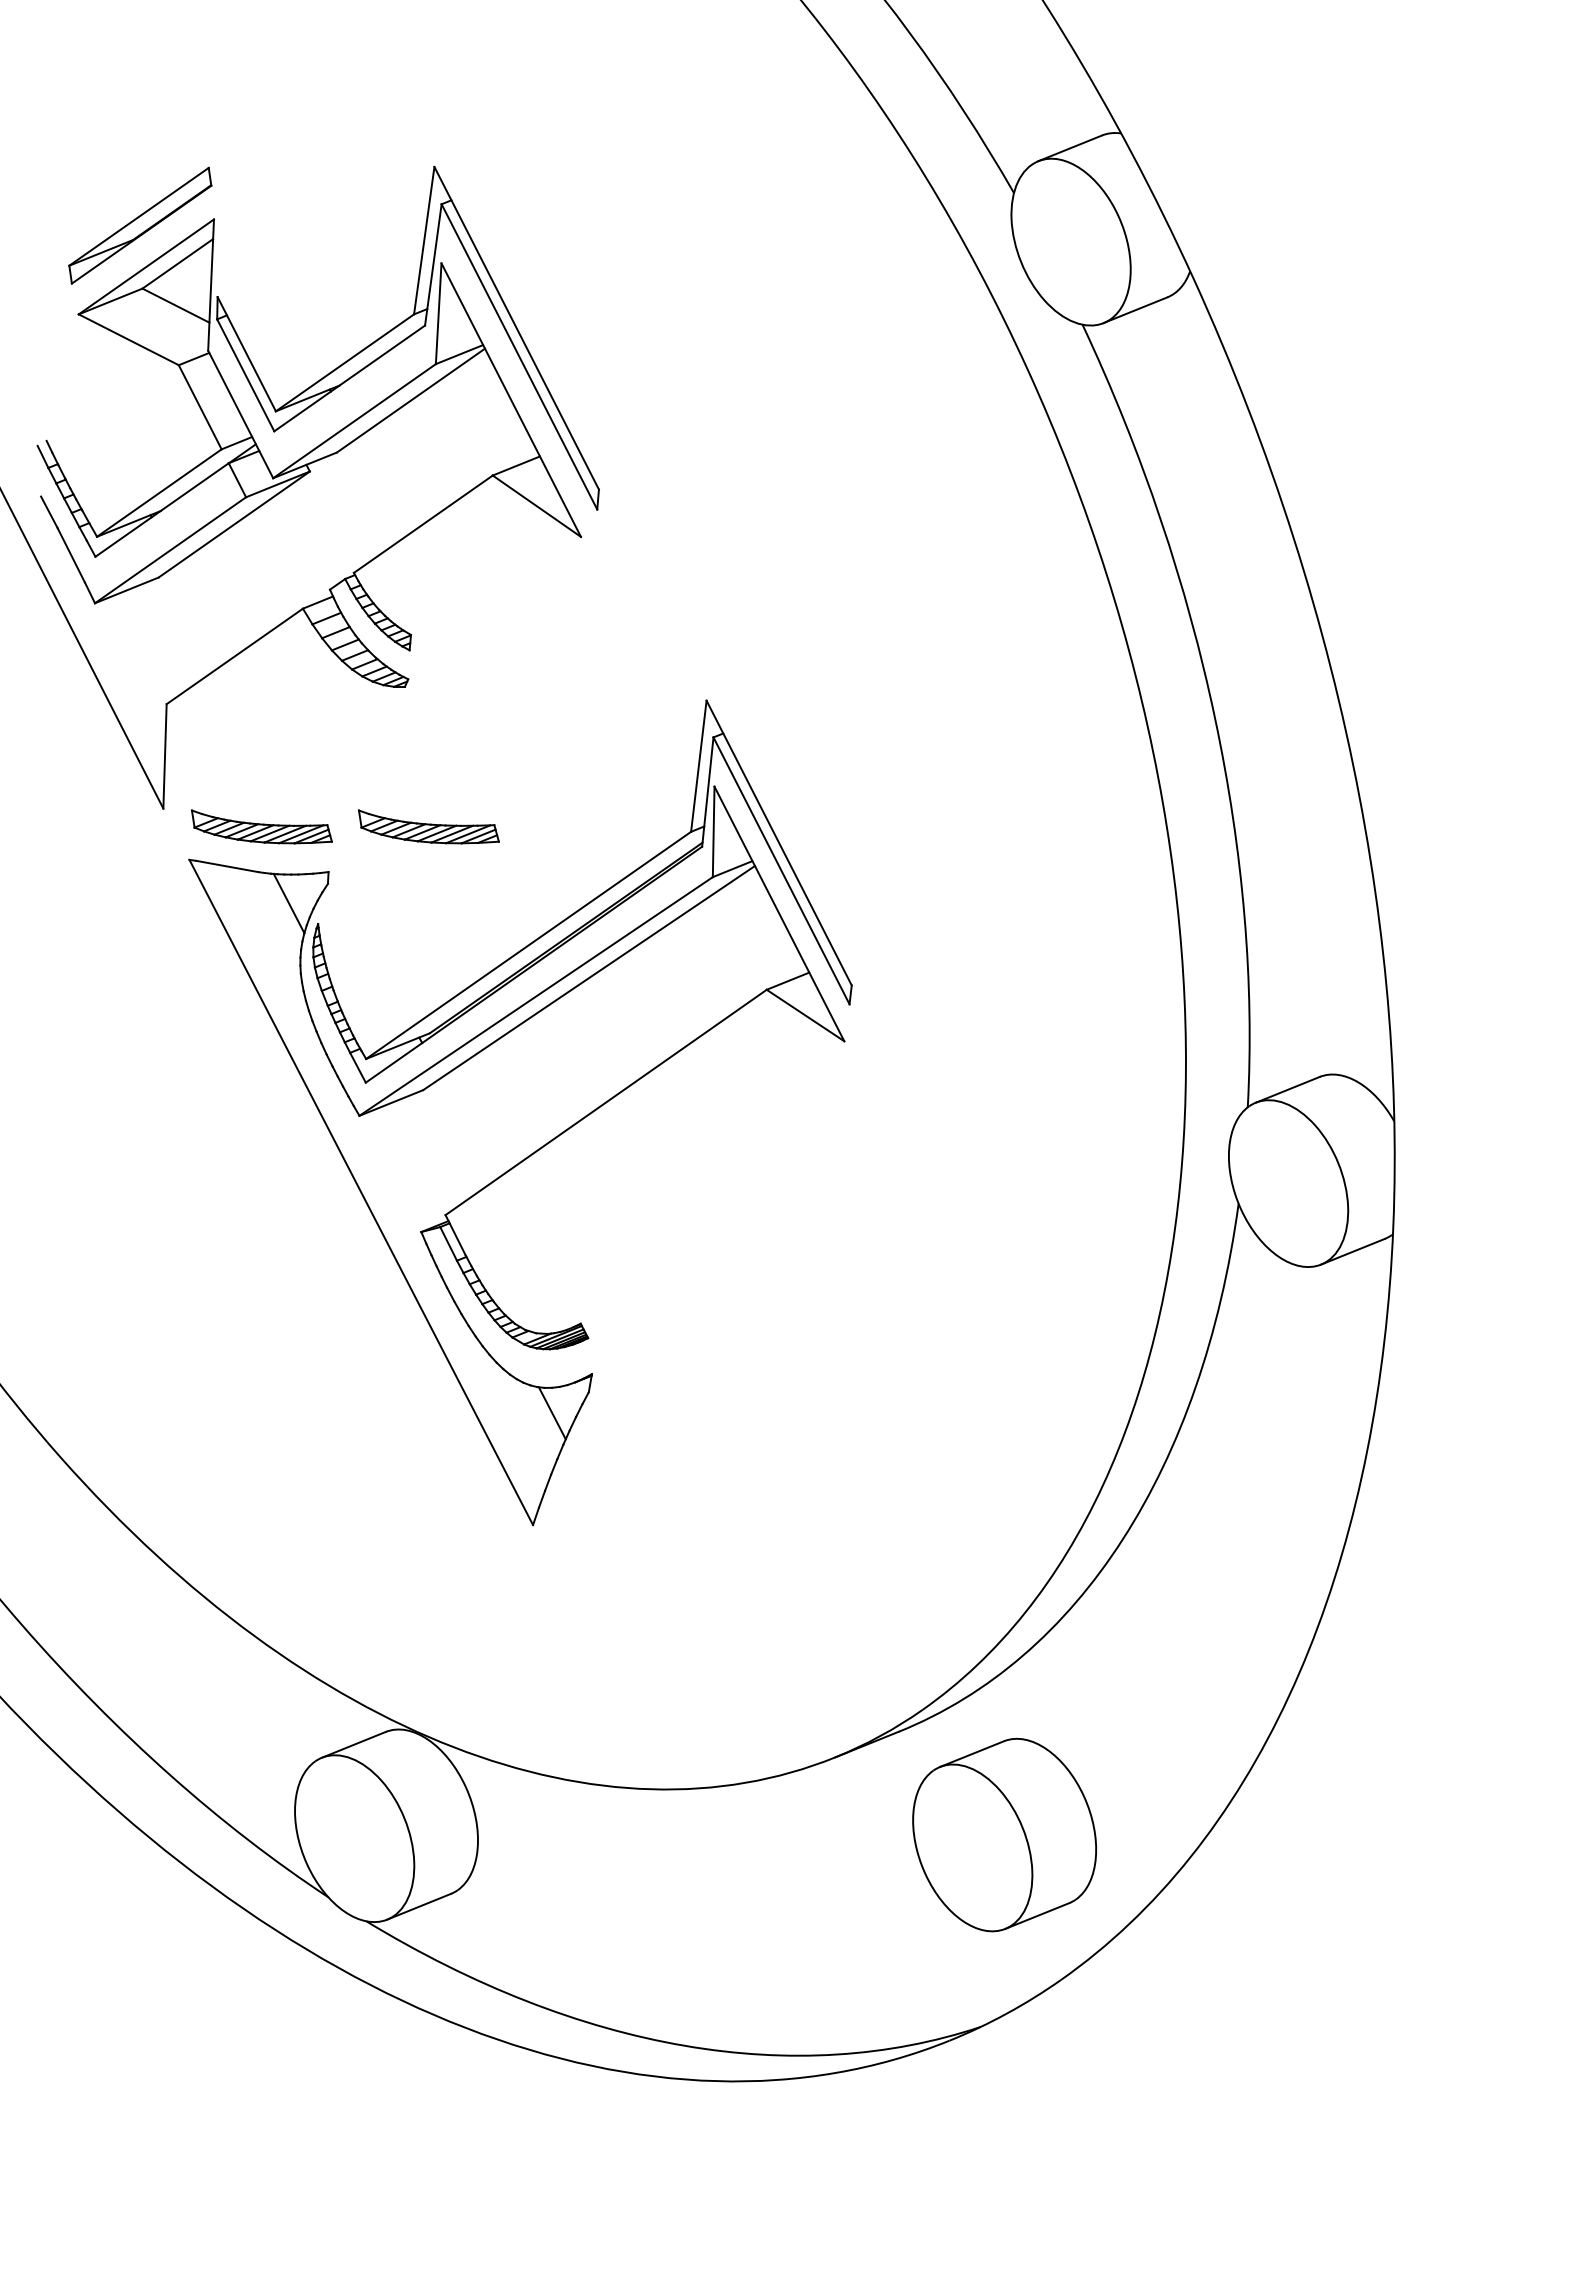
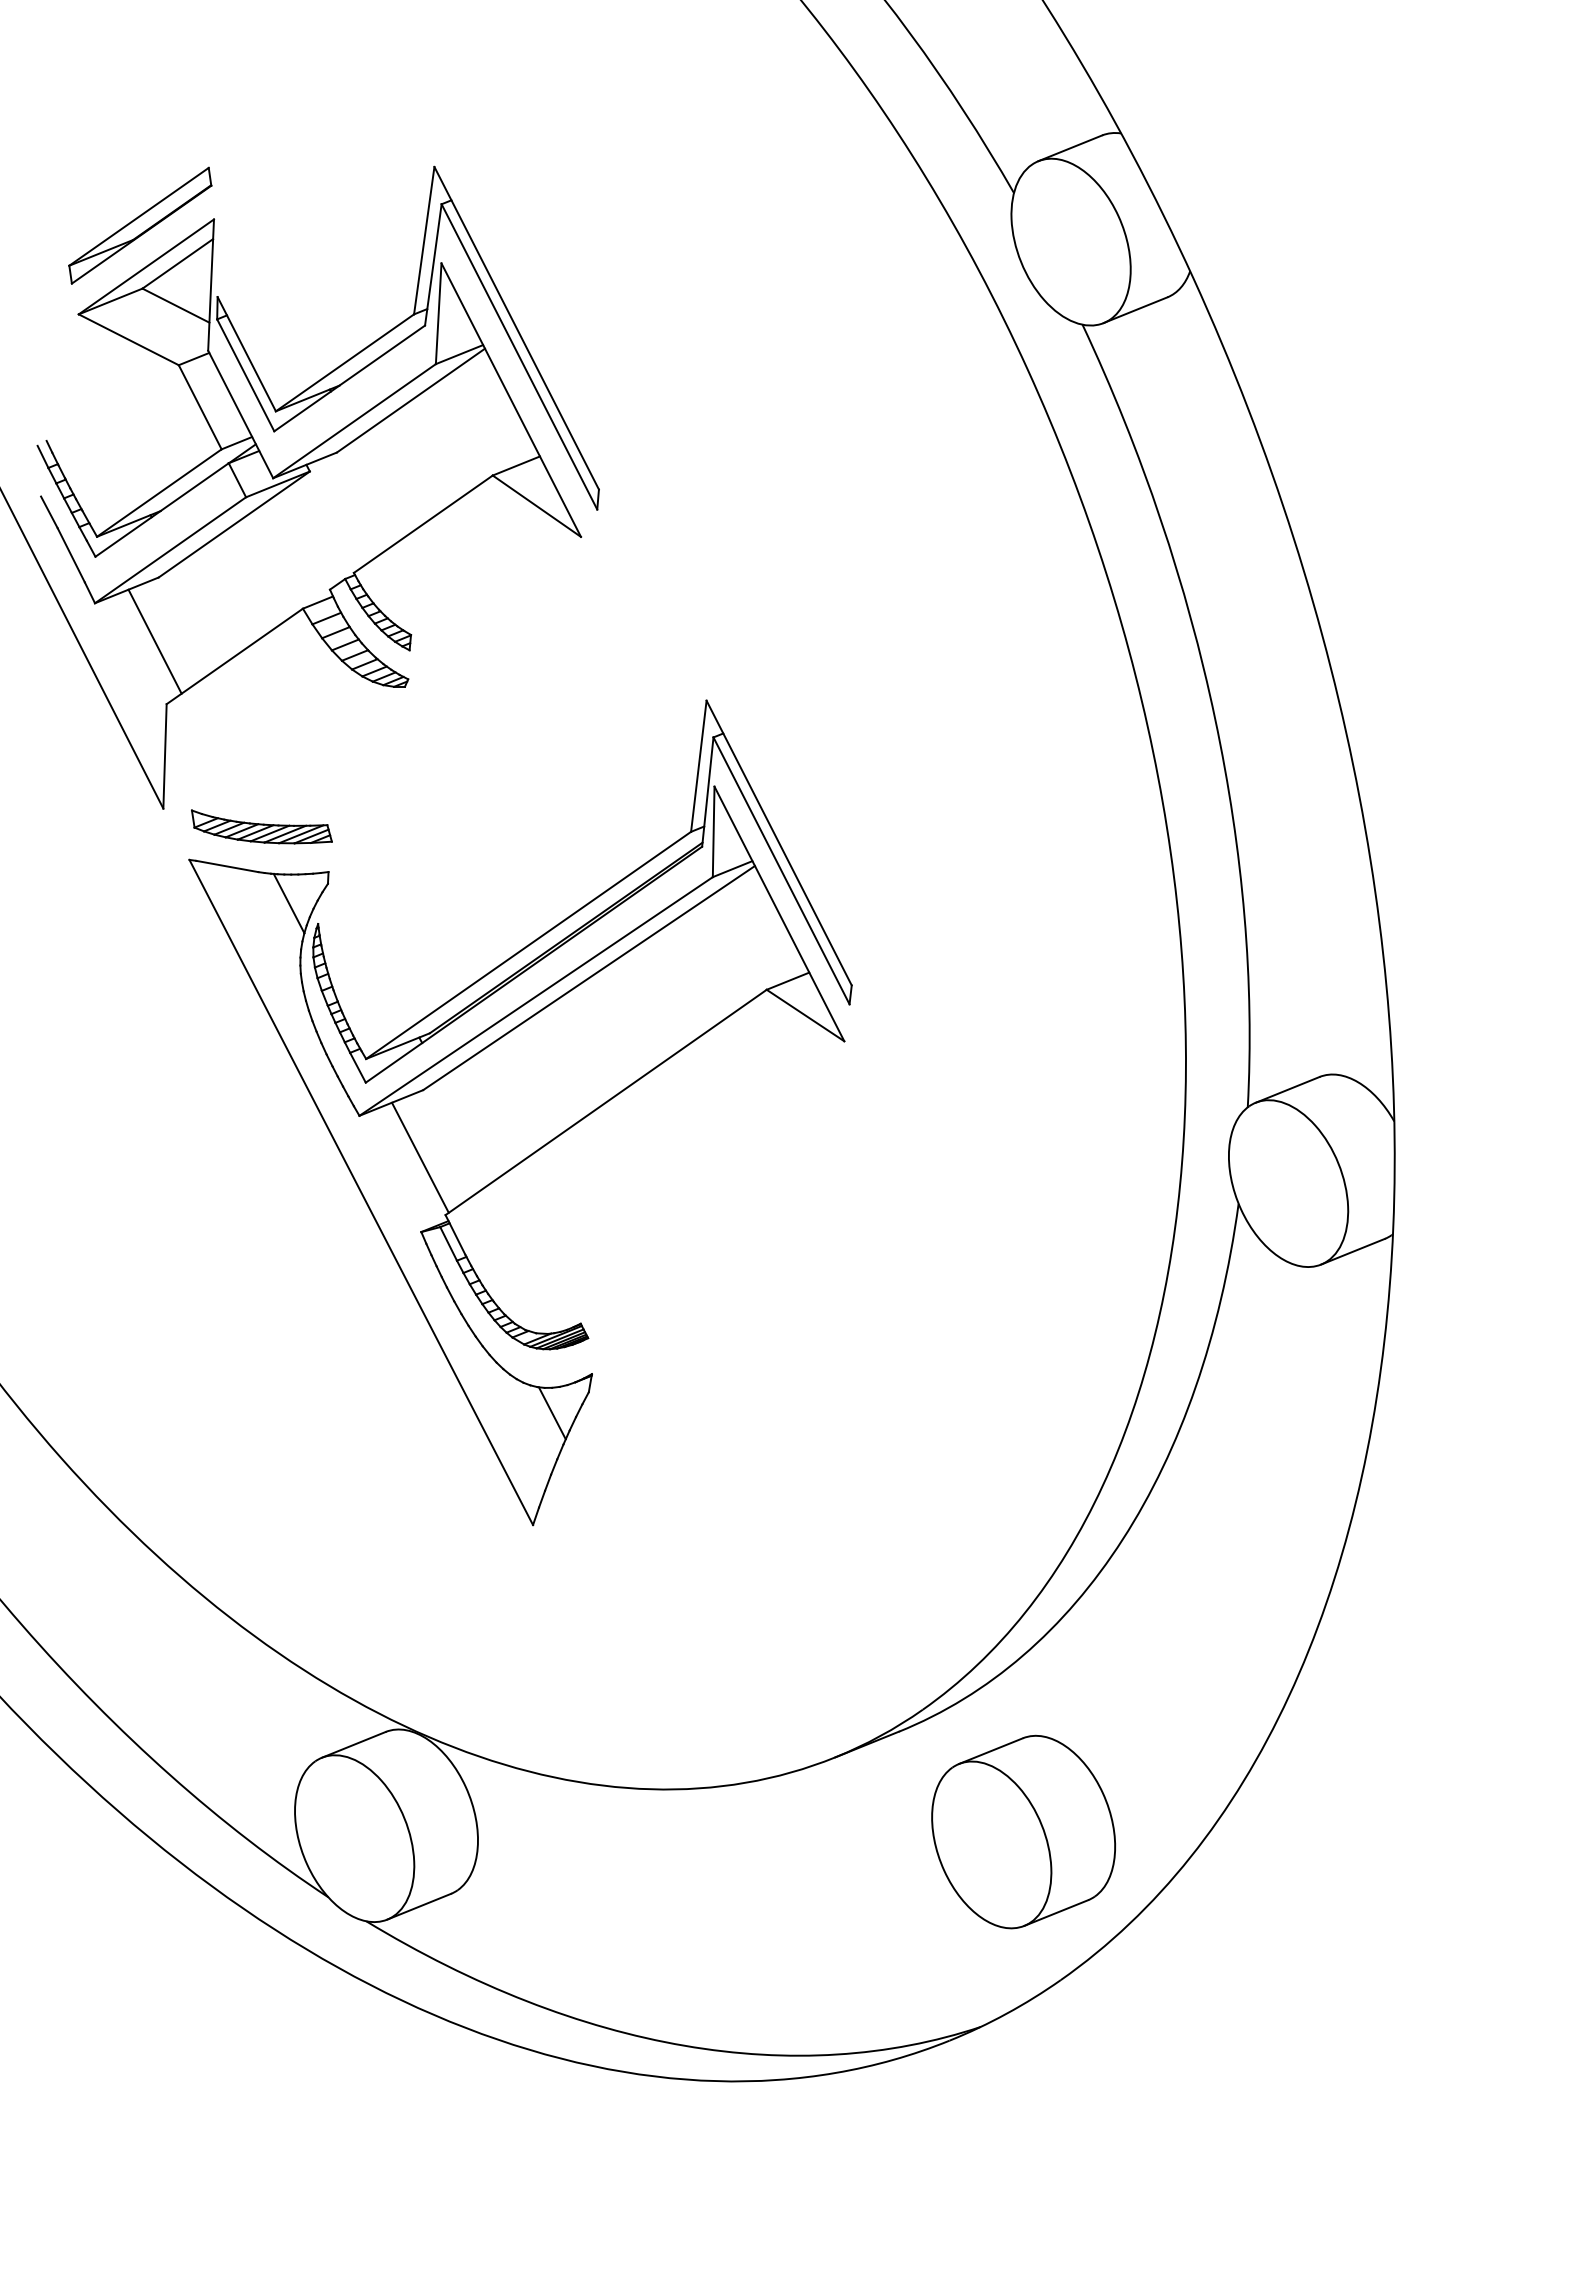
line: none -> present (154, 641)
part: present -> none (428, 826)
line: none -> present (419, 1157)
part position: (1004, 1834) -> (1023, 1831) (1023, 1831)
